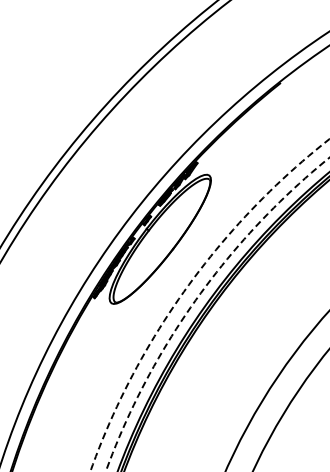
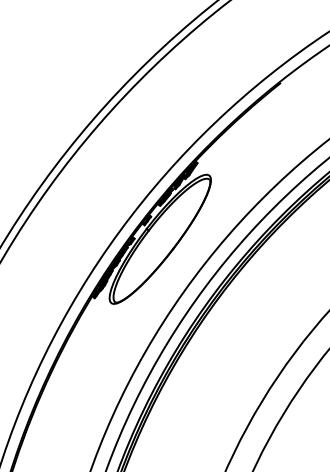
circle: dashed -> solid (209, 305)
circle: dashed -> solid (217, 314)
